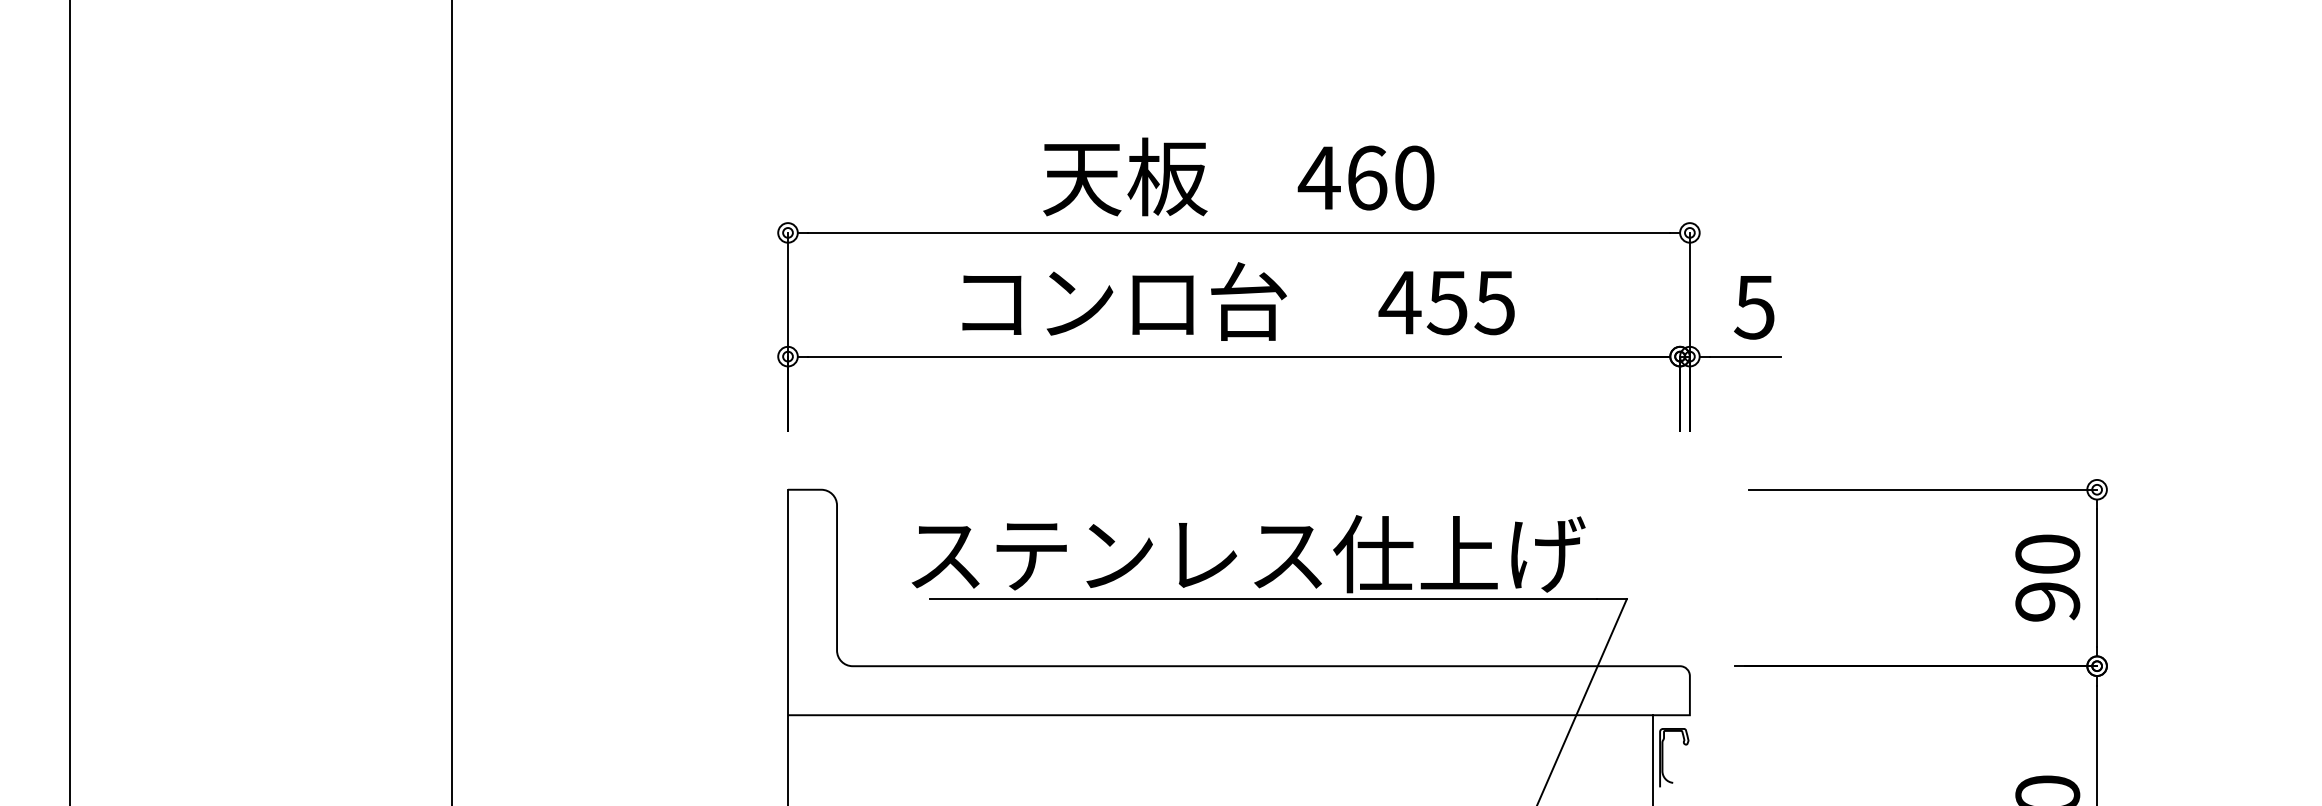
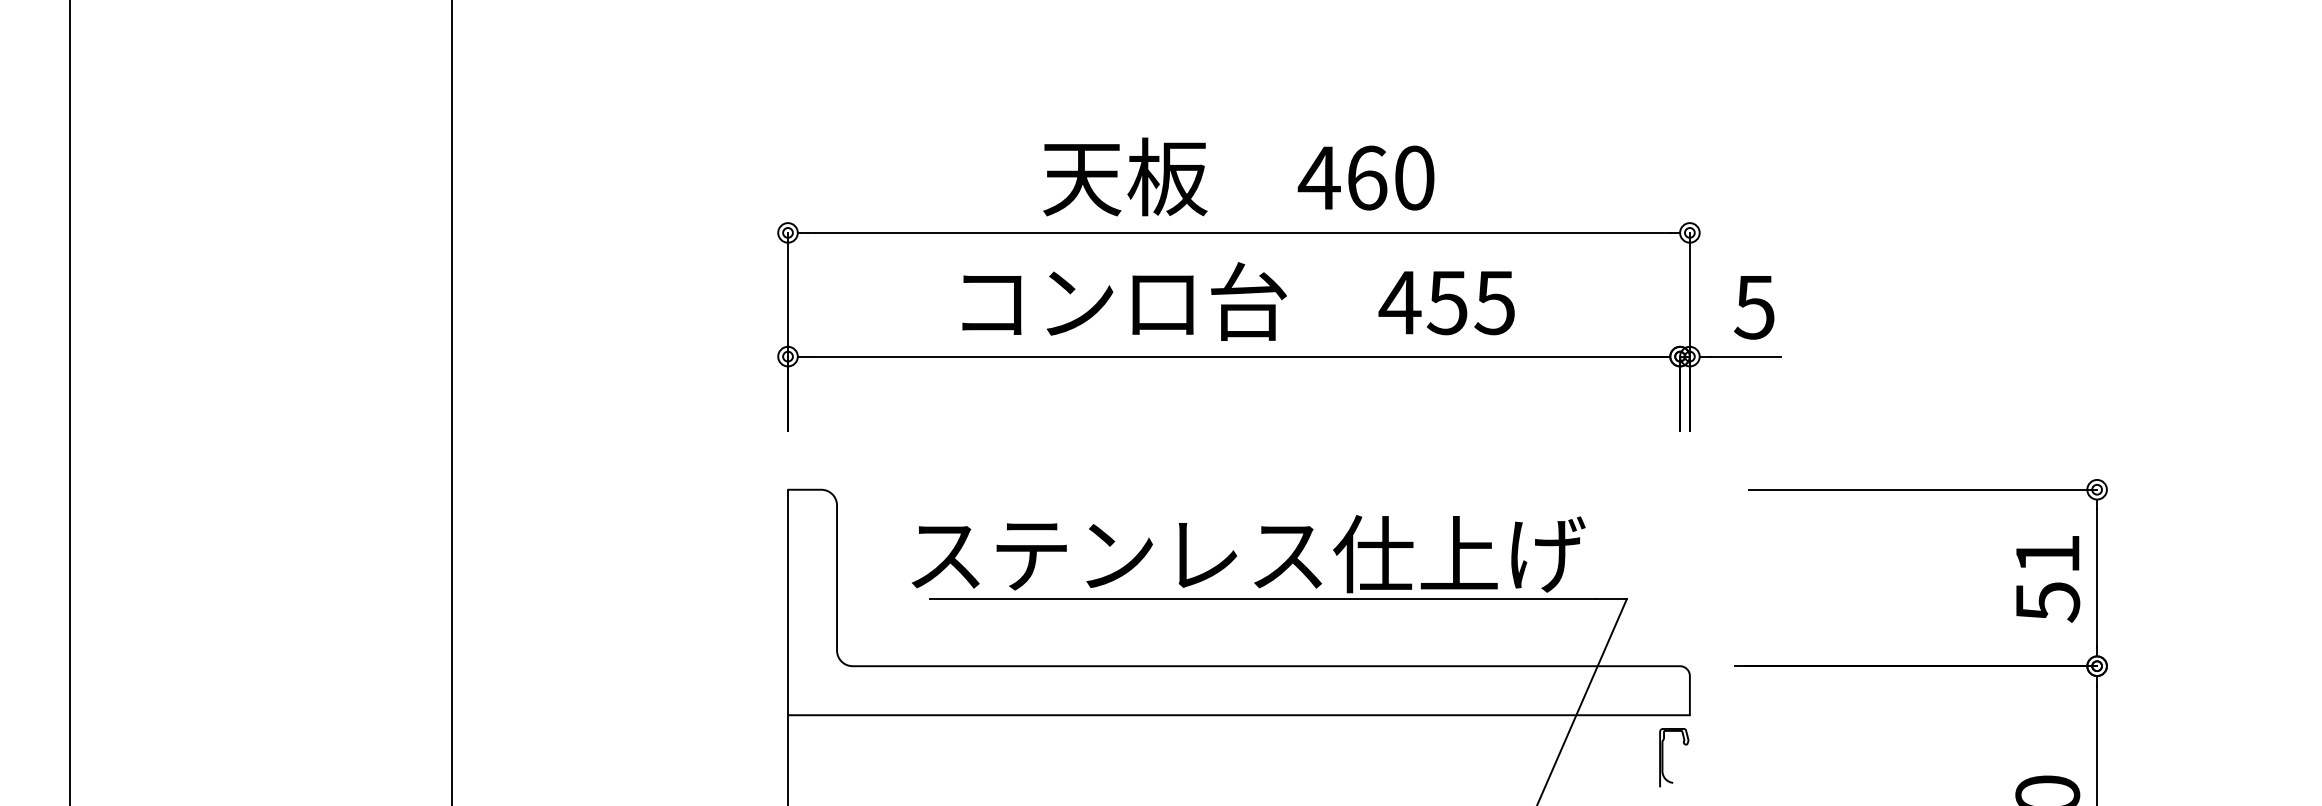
text: 90 -> 51 (2047, 578)
line: present -> none (1652, 758)
